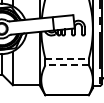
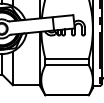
line: dashed -> solid (67, 58)
line: dashed -> solid (67, 65)
